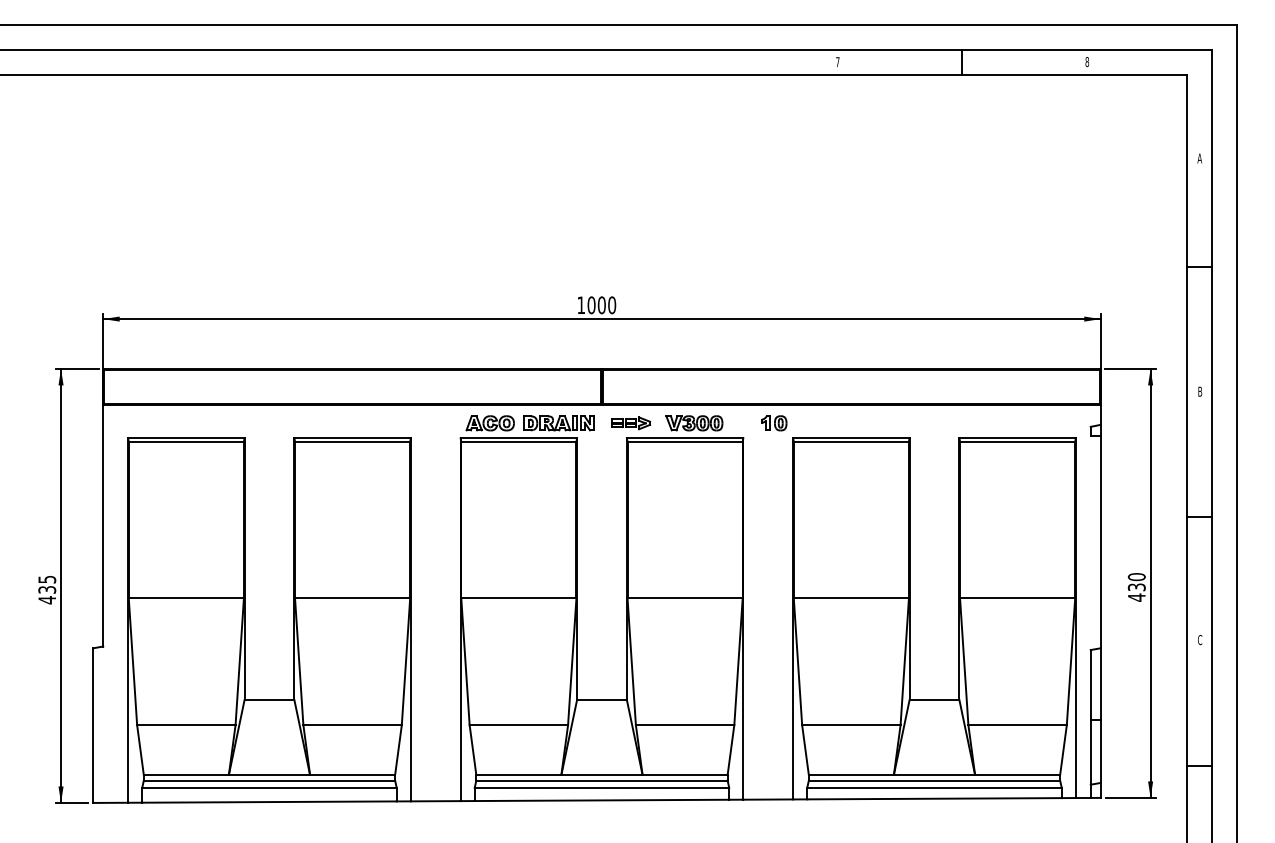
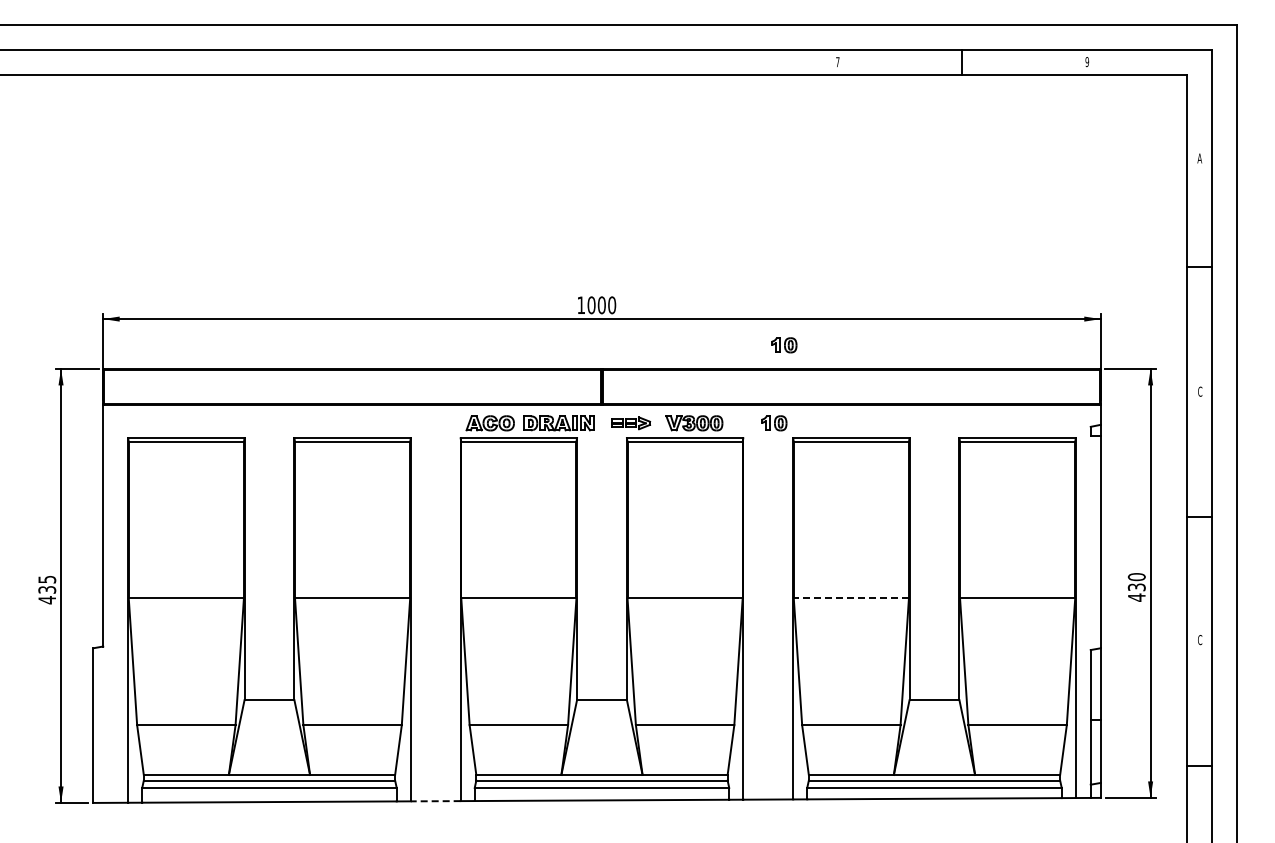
text: 8 -> 9 (1087, 61)
part: none -> present (784, 345)
text: B -> C (1200, 391)
line: solid -> dashed (851, 598)
line: solid -> dashed (435, 801)
